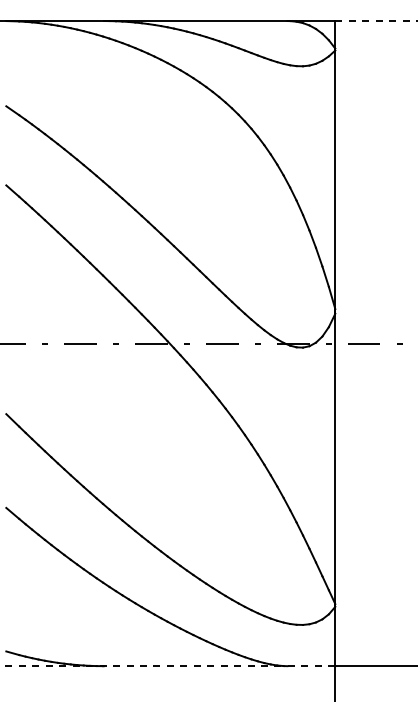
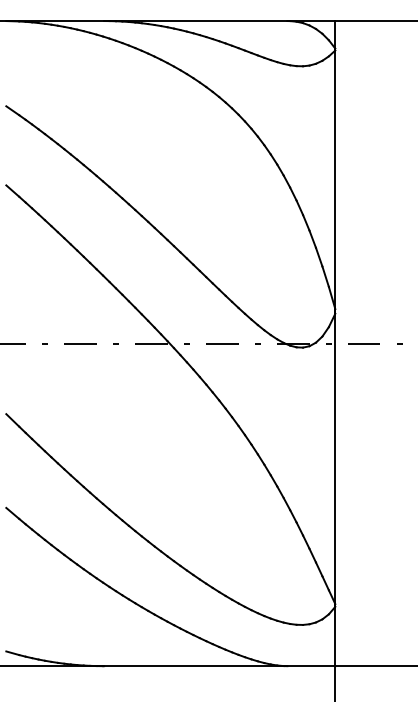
line: dashed -> solid (376, 21)
line: dashed -> solid (168, 666)
